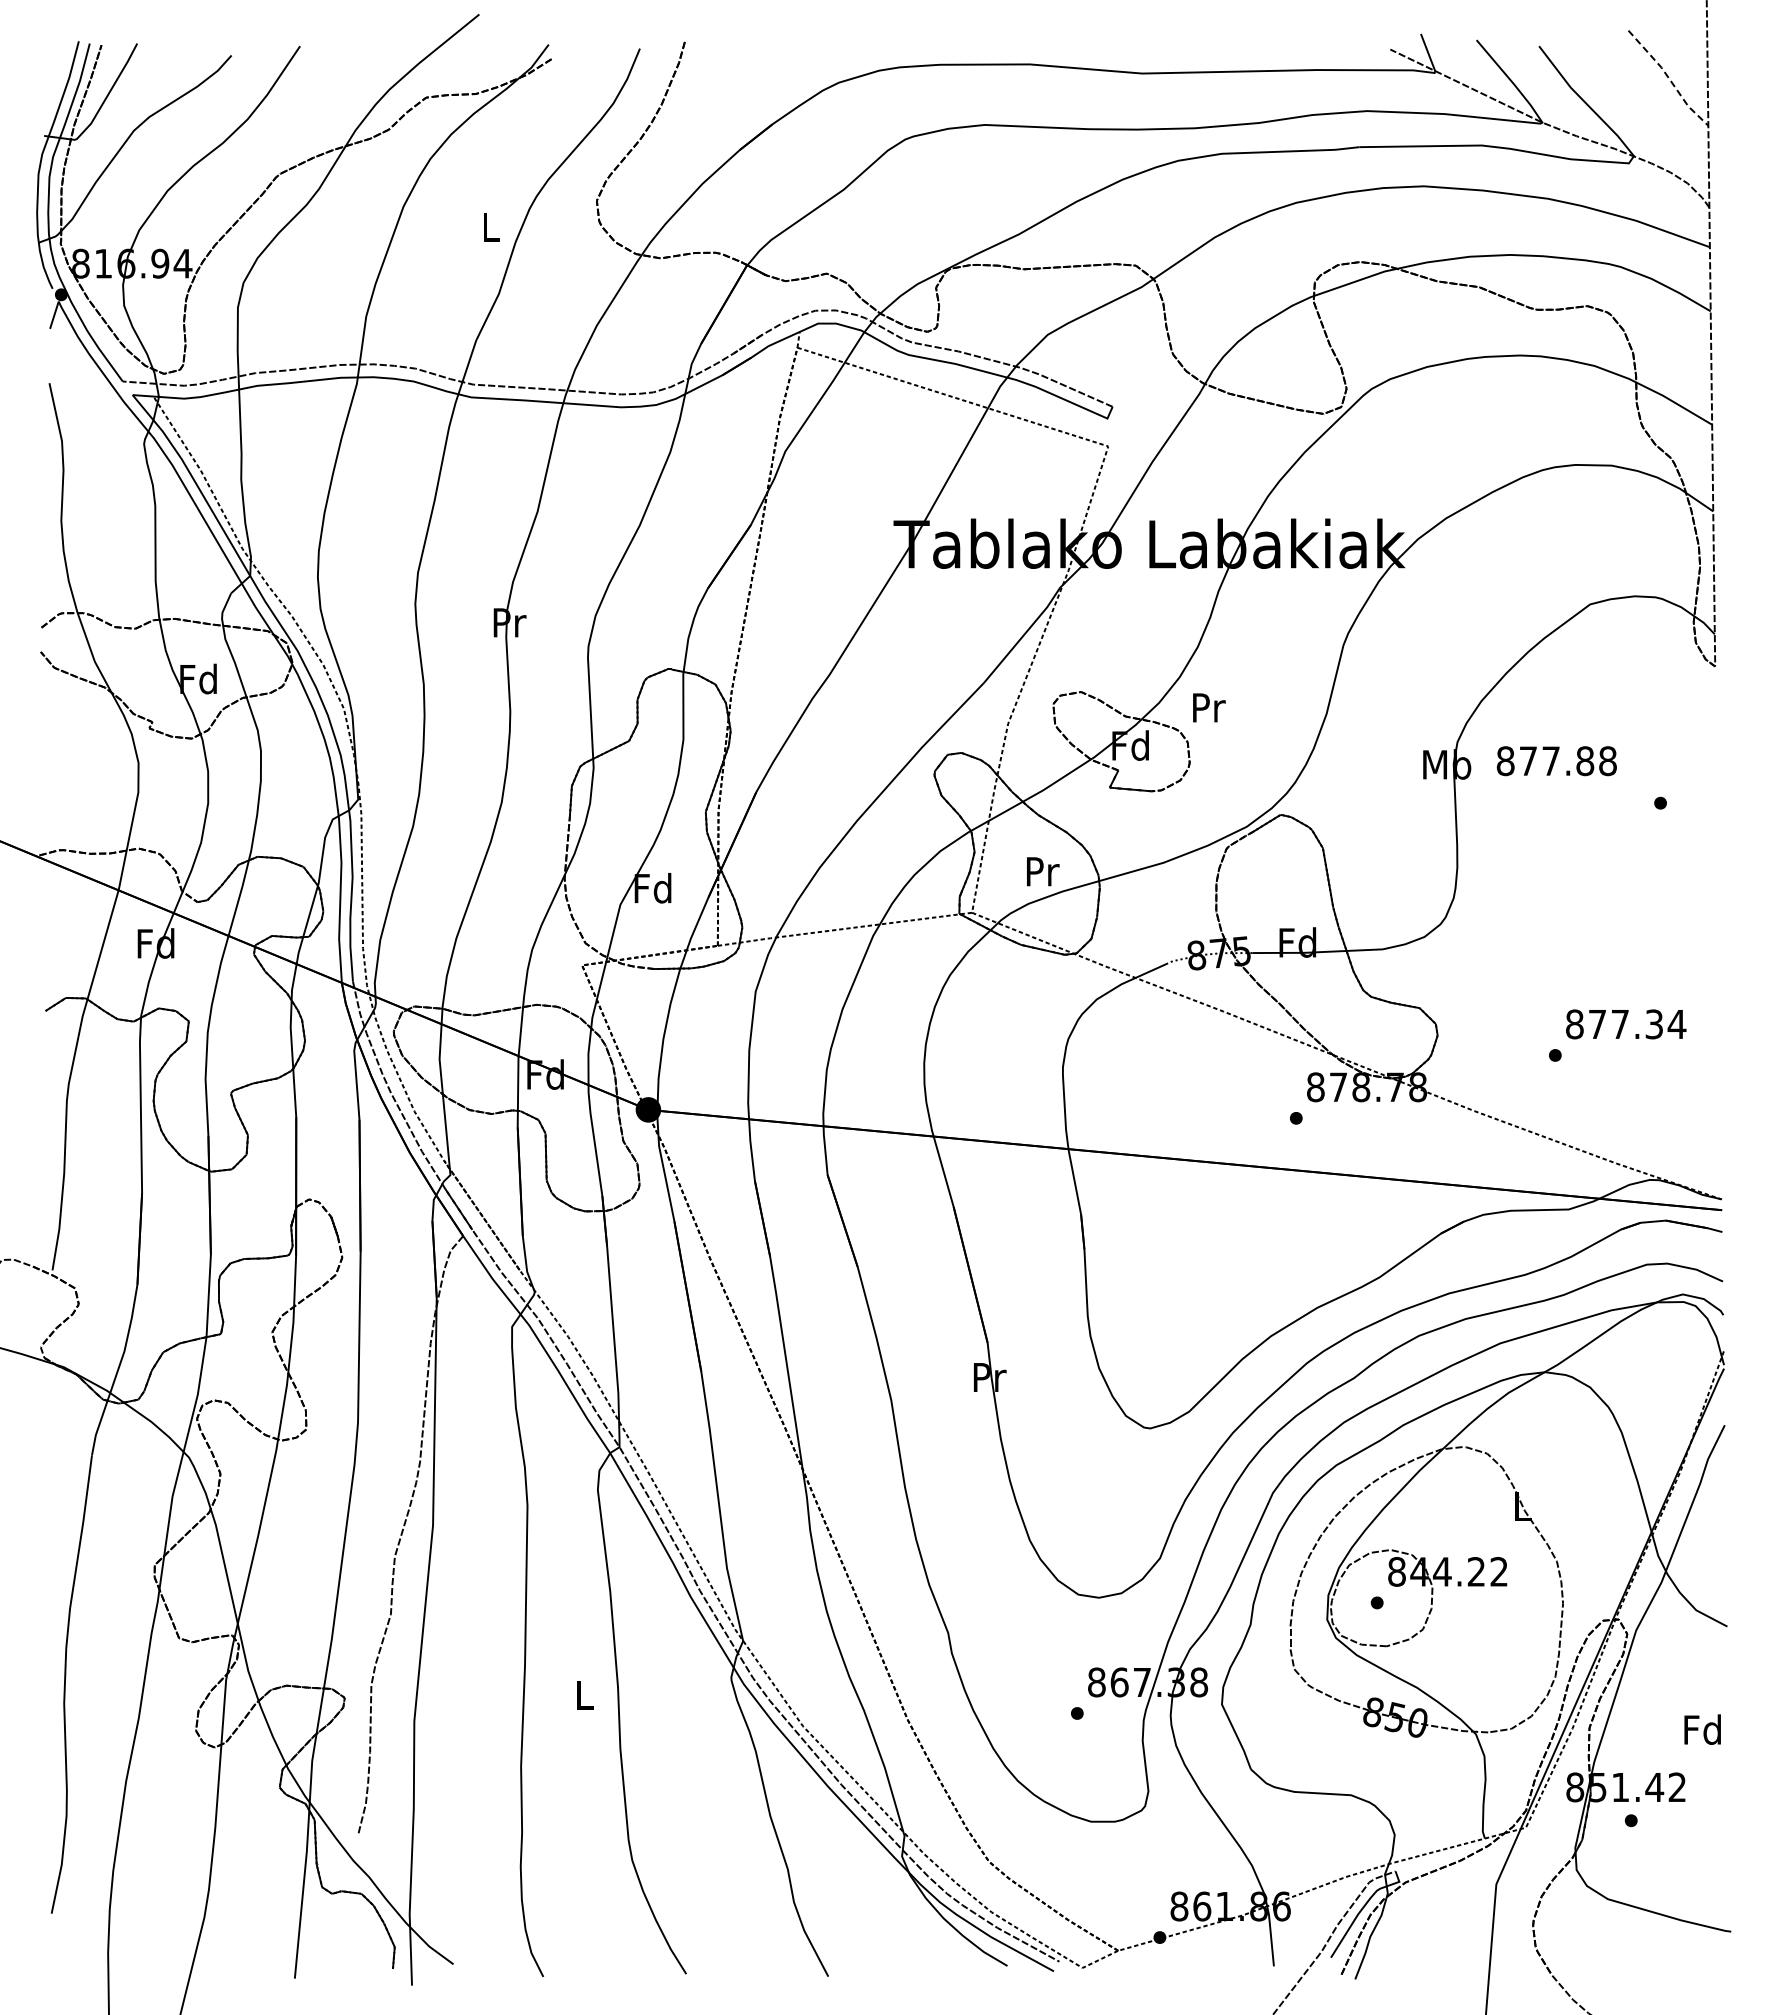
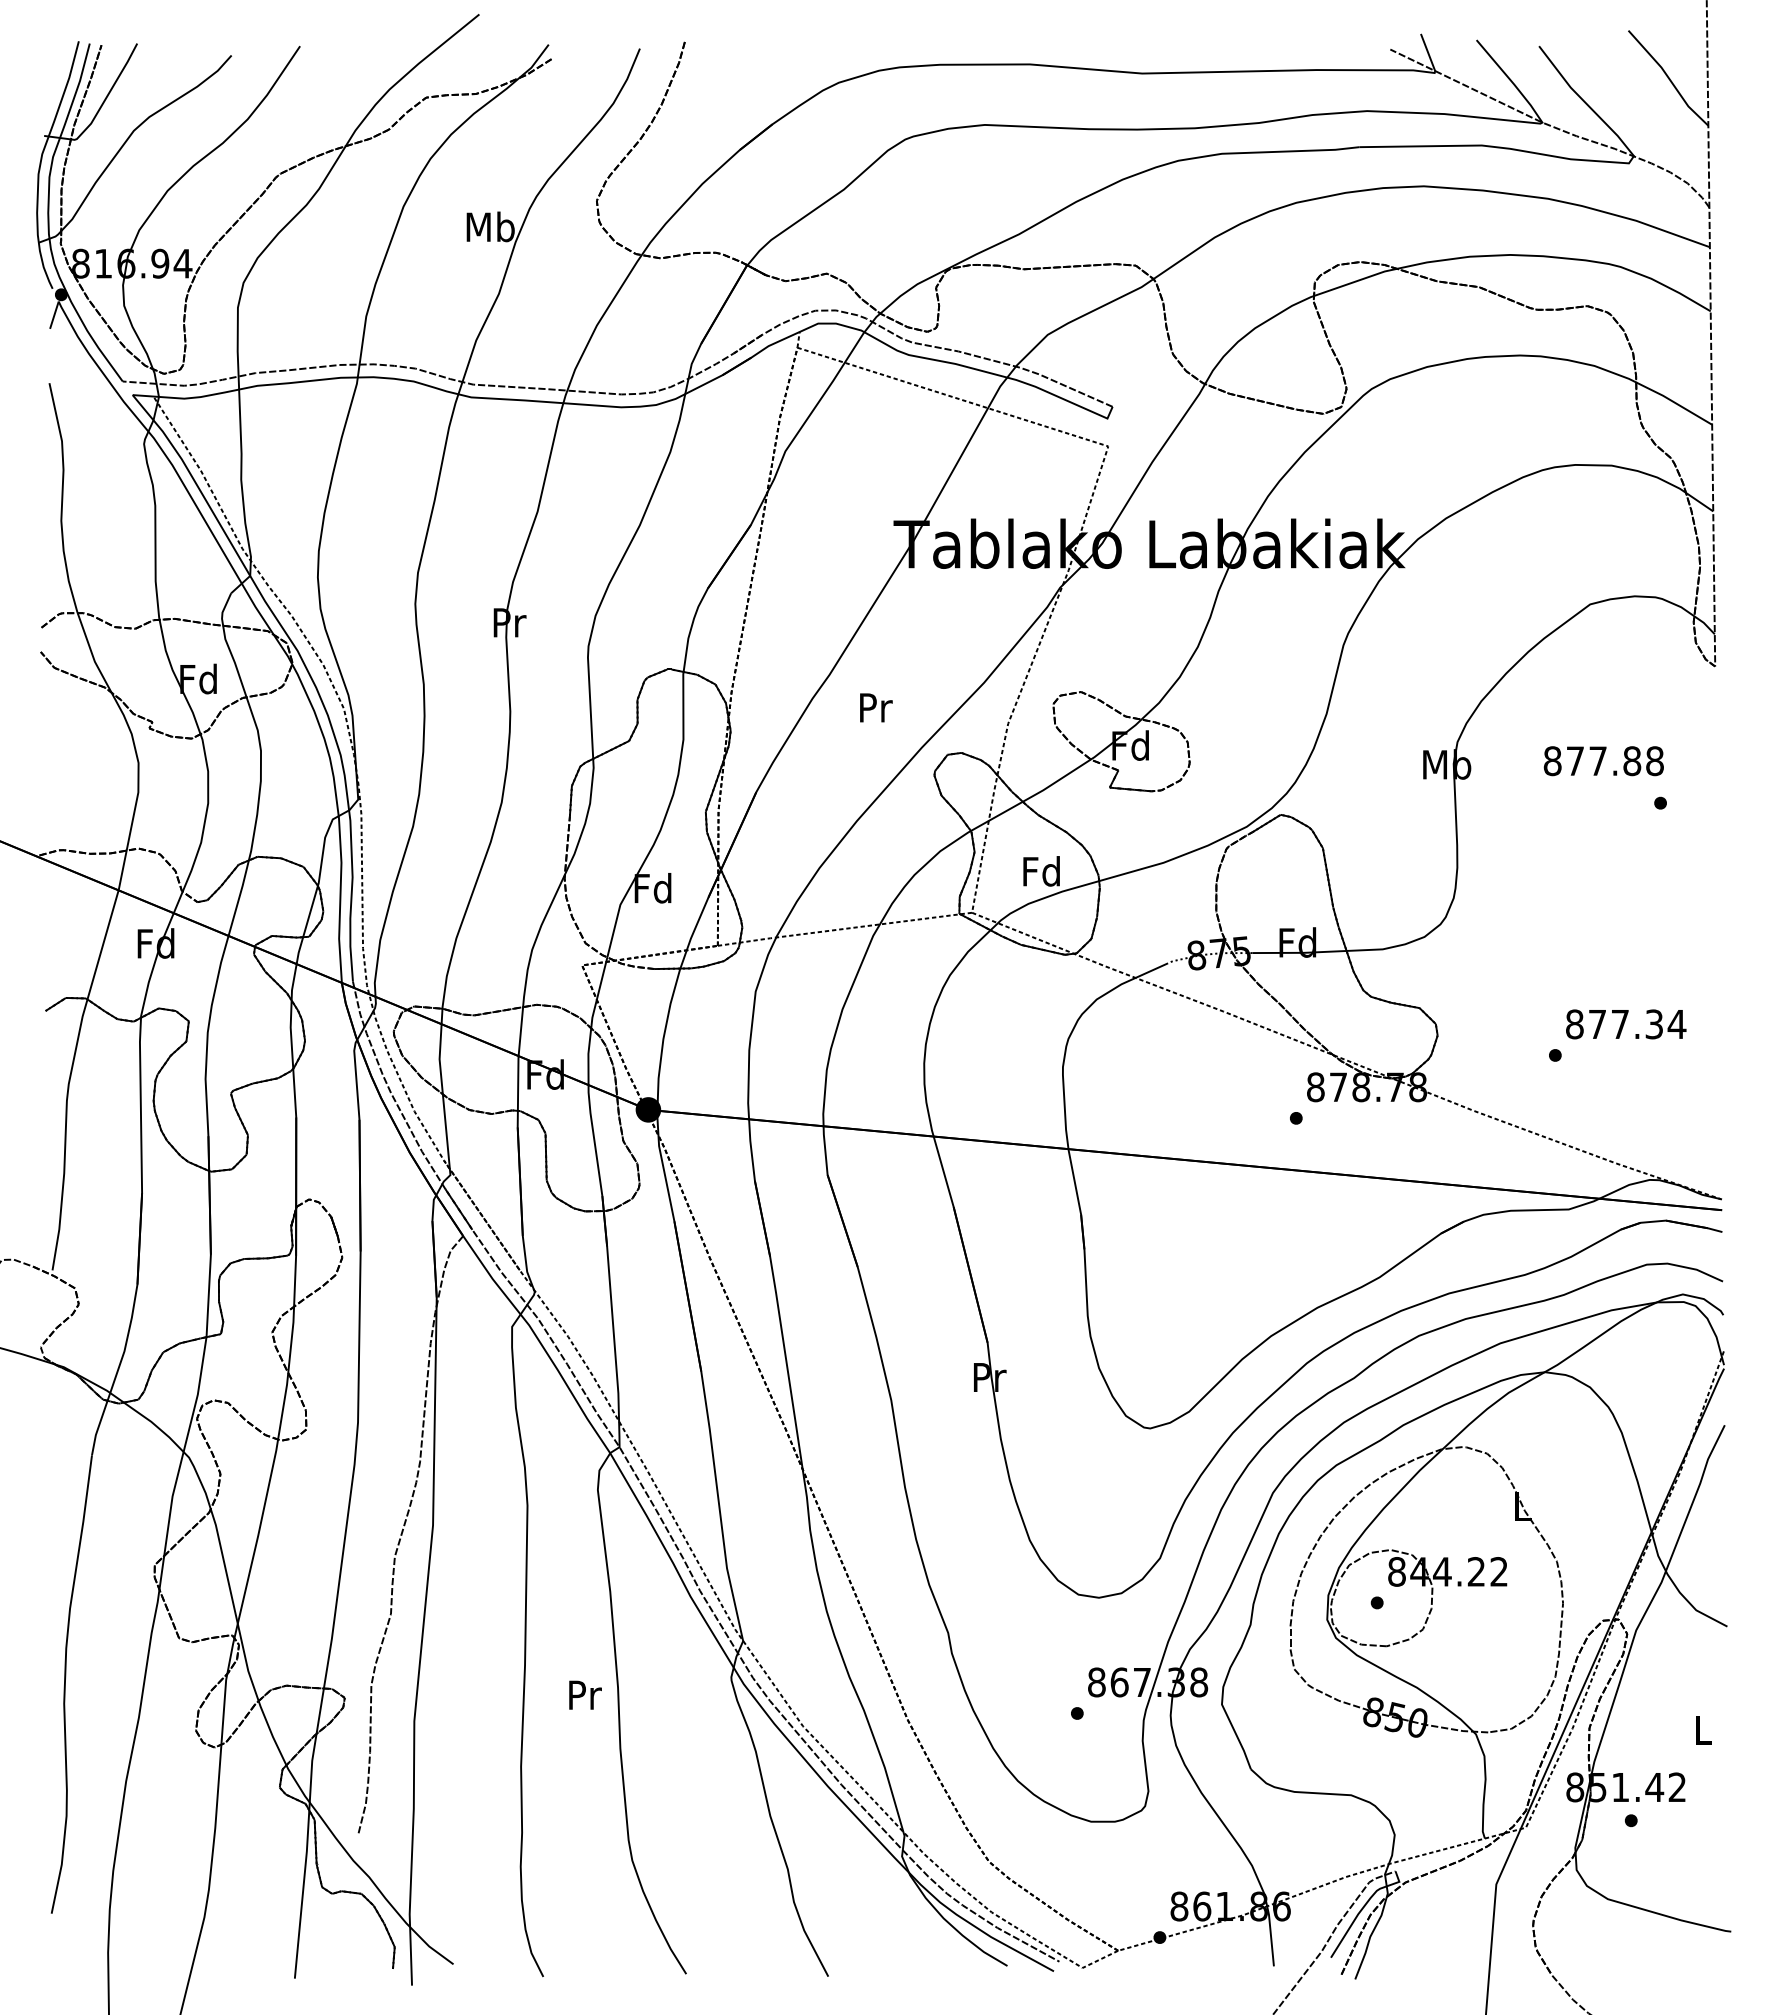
line: dashed -> solid (1668, 78)
text: L -> Mb (490, 226)
text position: (1209, 707) -> (876, 707) (876, 707)
text position: (1556, 761) -> (1603, 761) (1603, 761)
text: Pr -> Fd (1041, 871)
text: L -> Pr (585, 1694)
text: Fd -> L (1702, 1729)
